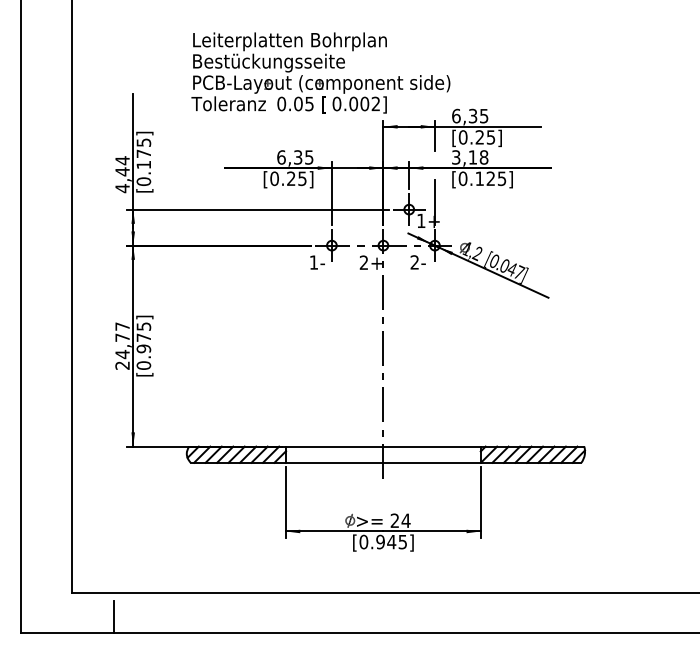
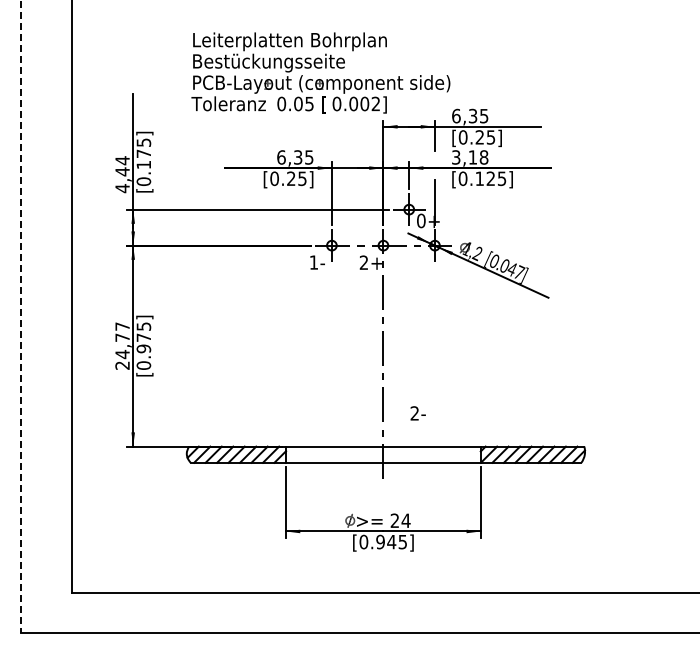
text: 1+ -> 0+ (421, 220)
text position: (417, 262) -> (417, 413) (417, 413)
line: solid -> dashed (21, 317)
line: present -> none (114, 616)
